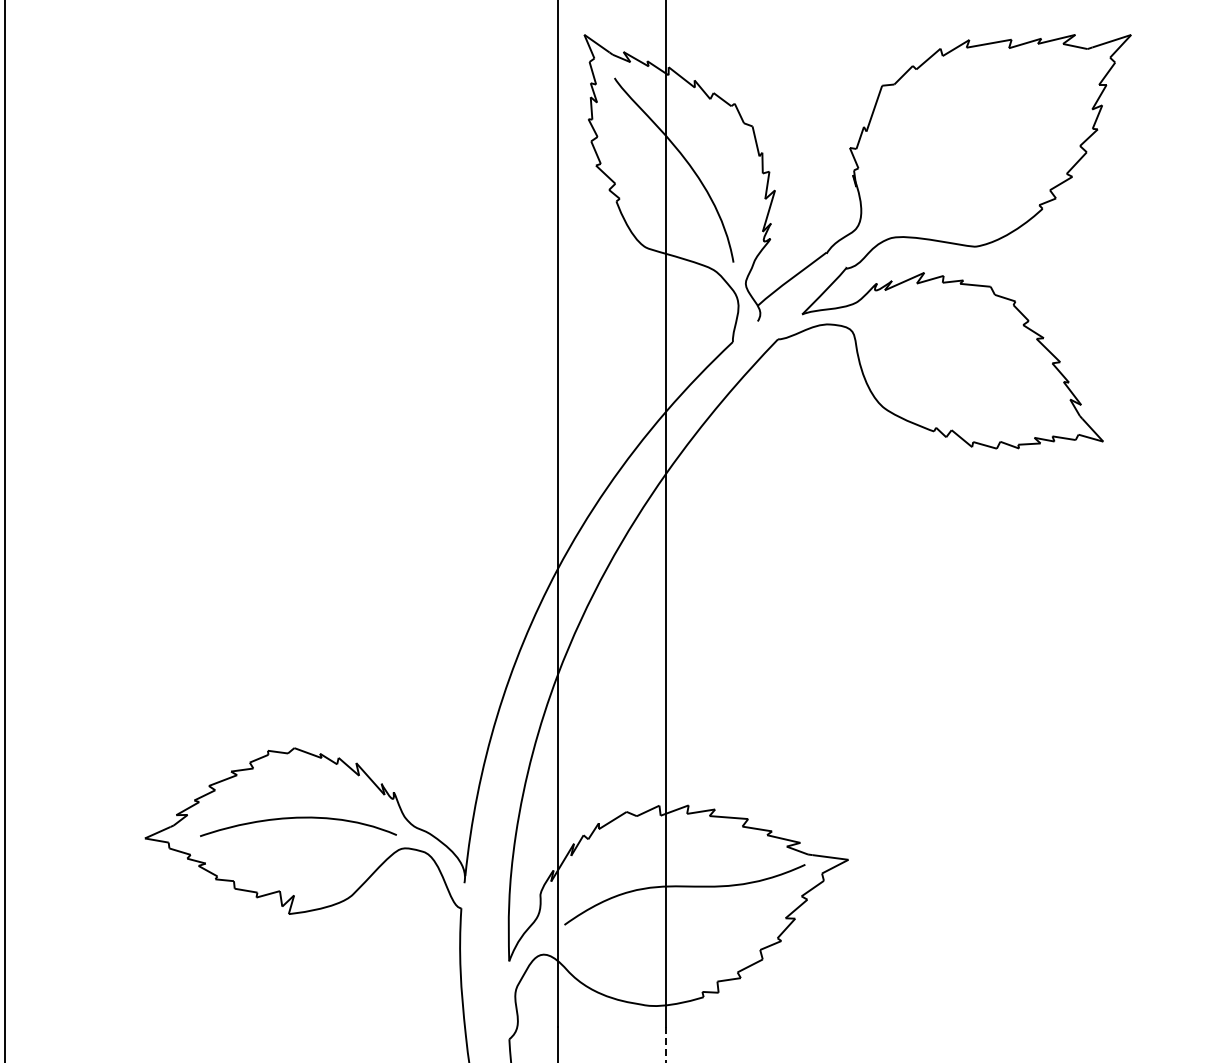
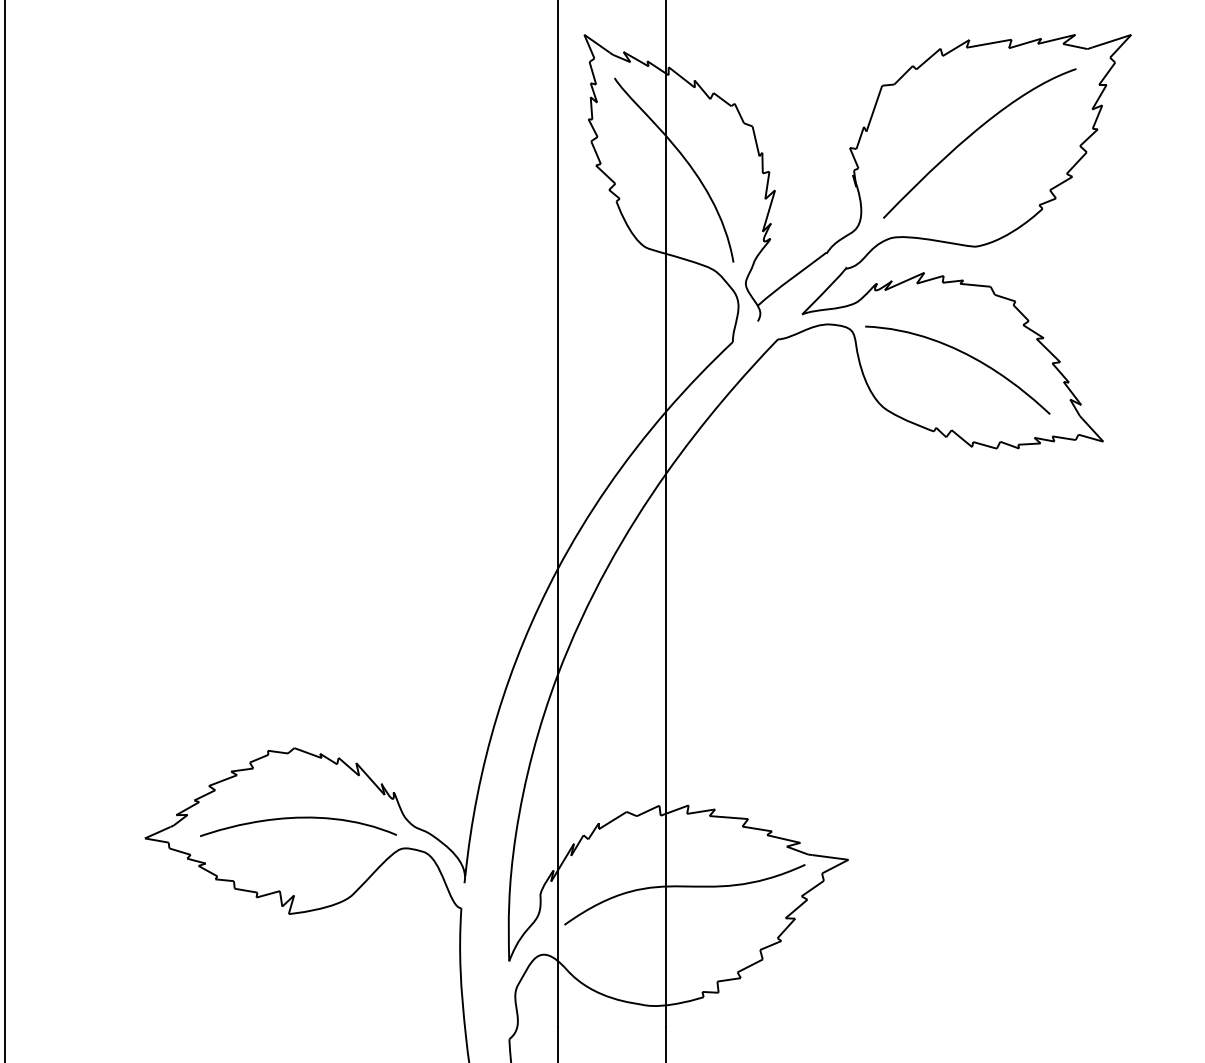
curve: none -> present (973, 134)
curve: none -> present (964, 354)
line: dashed -> solid (666, 1044)
